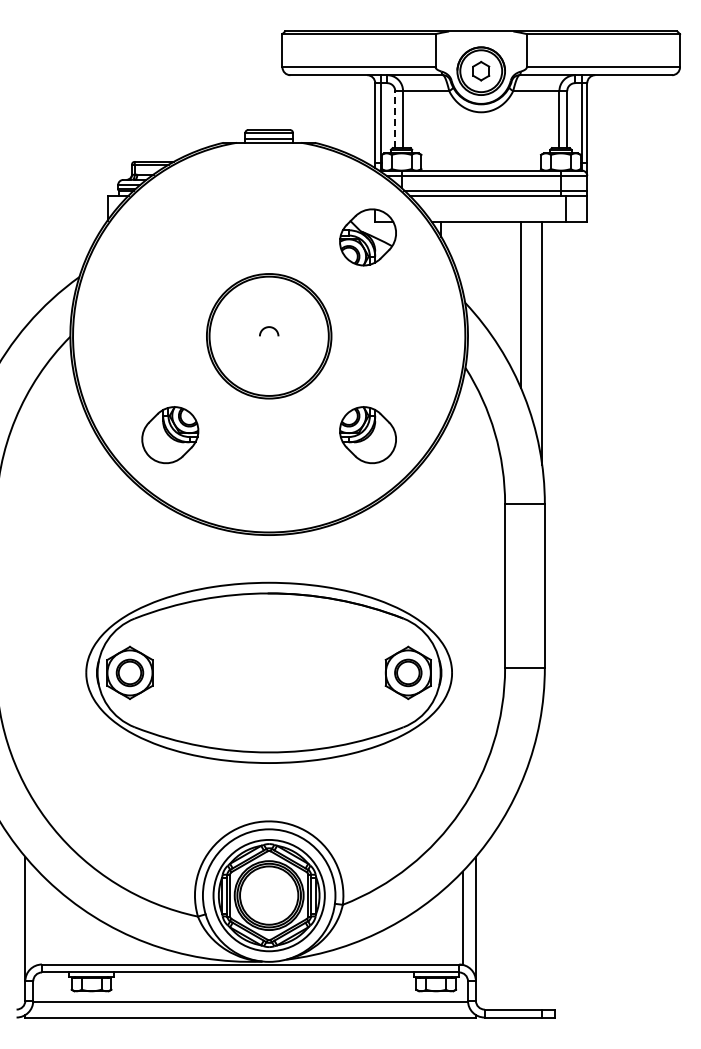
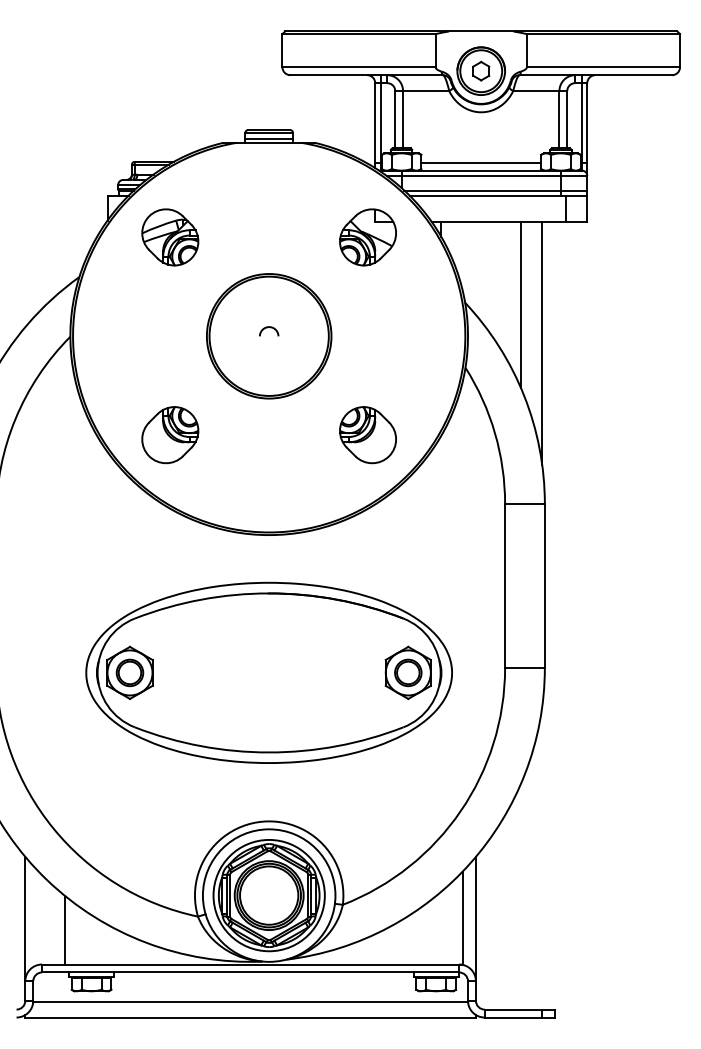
line: dashed -> solid (395, 119)
line: none -> present (481, 162)
part: none -> present (170, 237)
line: none -> present (65, 929)
